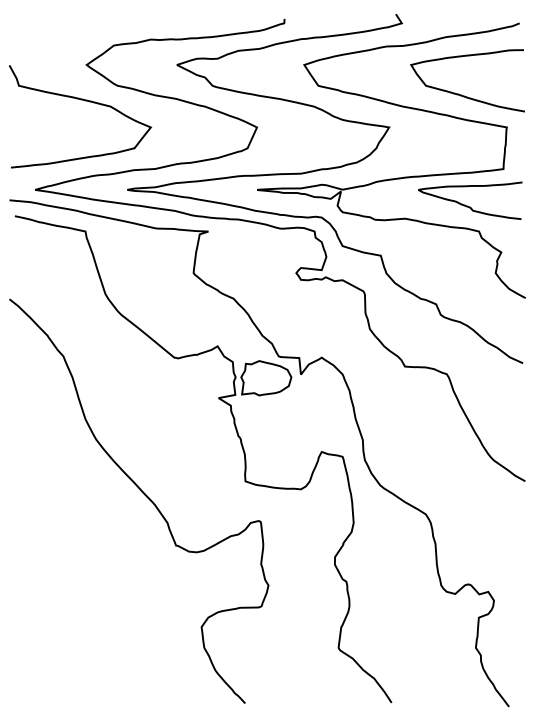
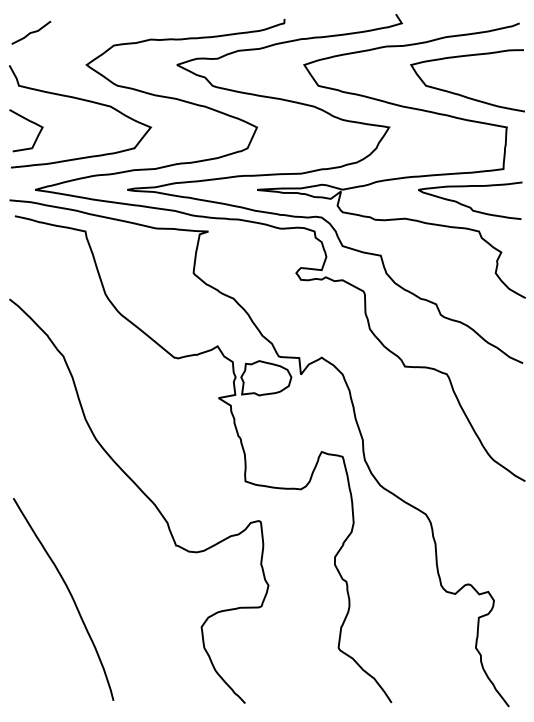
curve: none -> present (31, 32)
curve: none -> present (30, 122)
curve: none -> present (70, 596)
